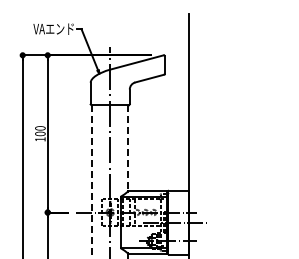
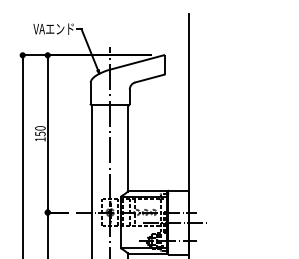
text: 100 -> 150 (40, 133)
line: dashed -> solid (127, 149)
line: dashed -> solid (92, 182)
